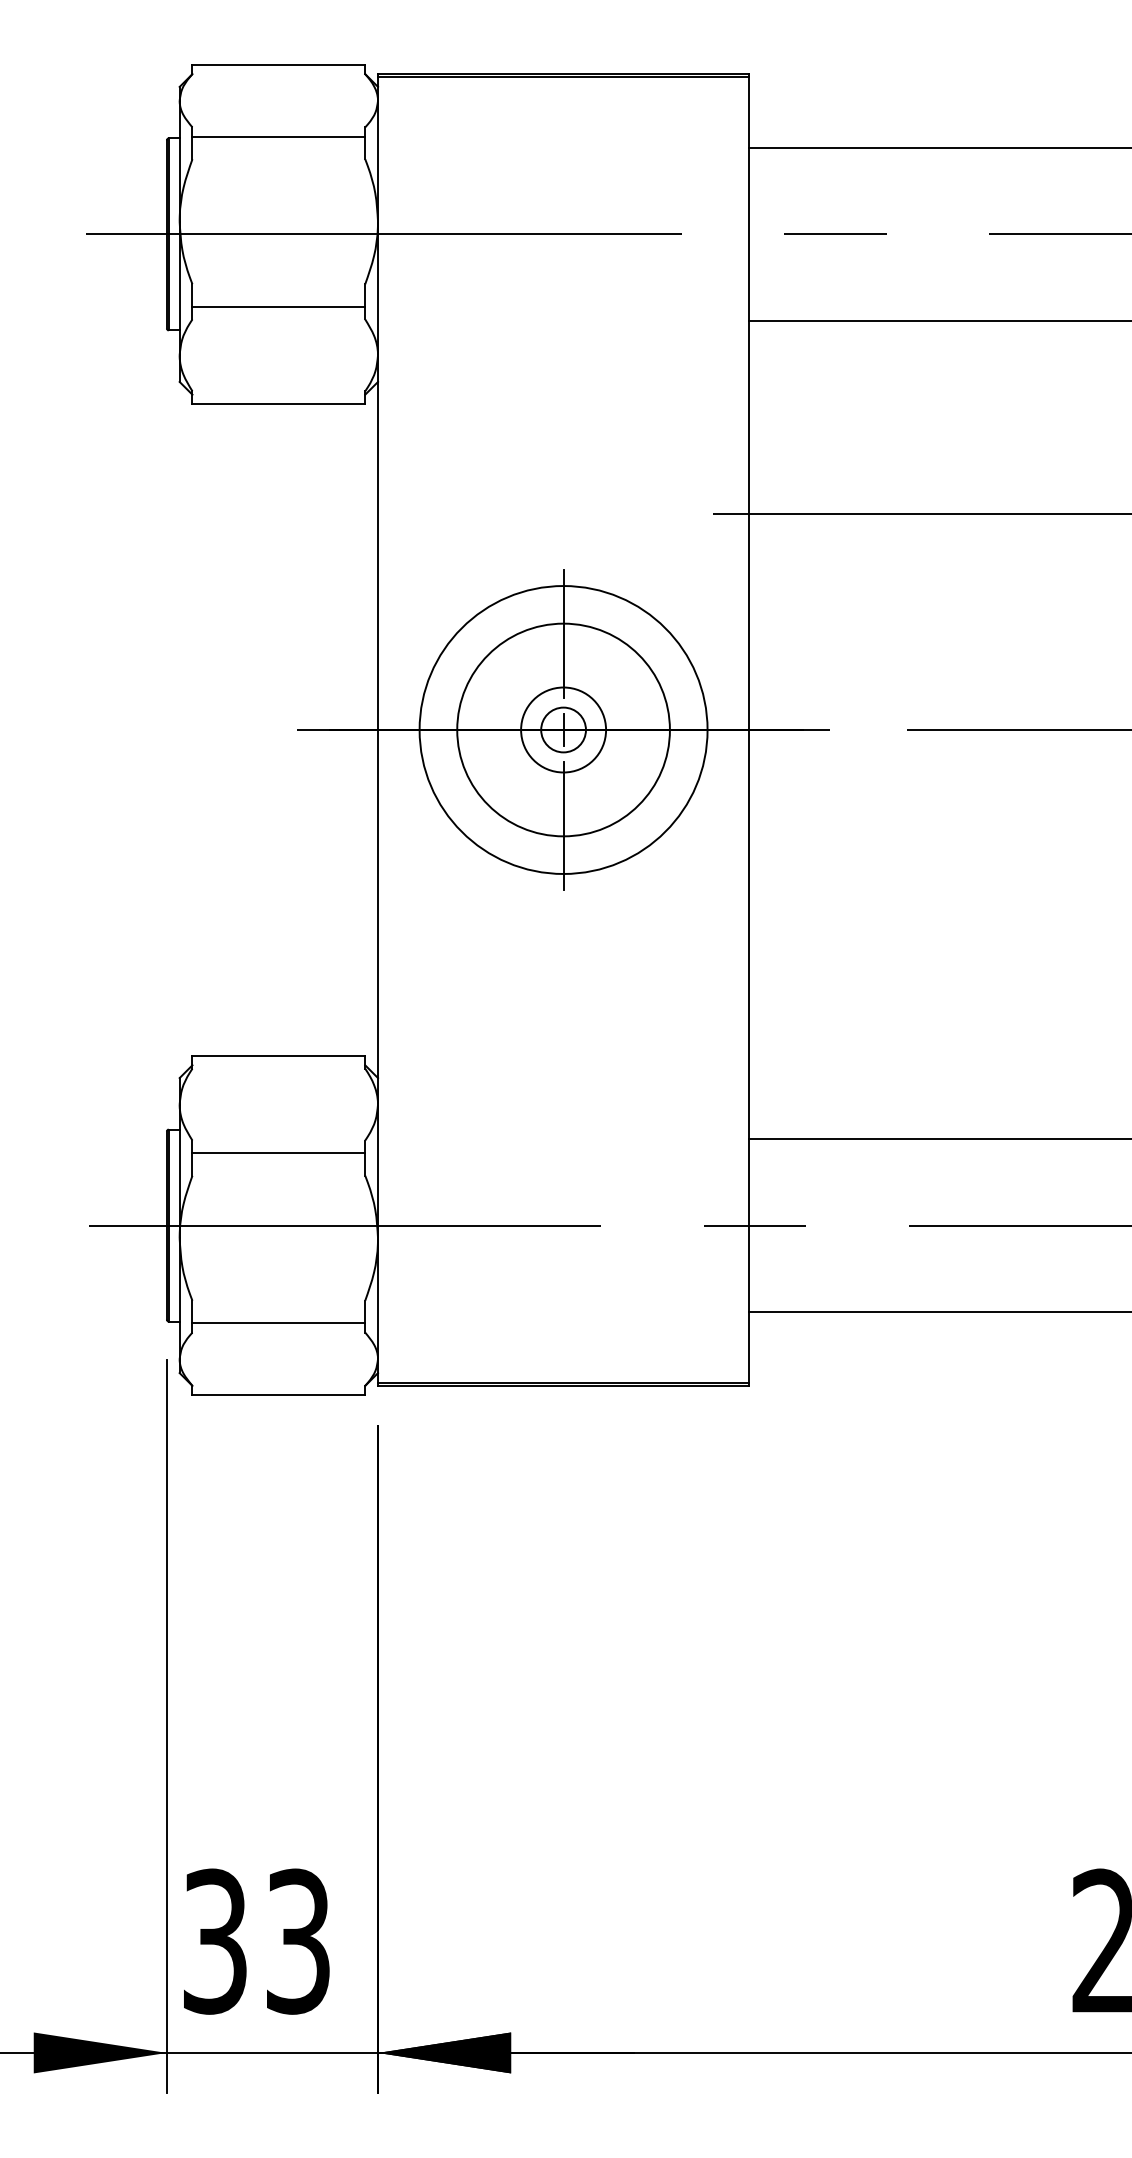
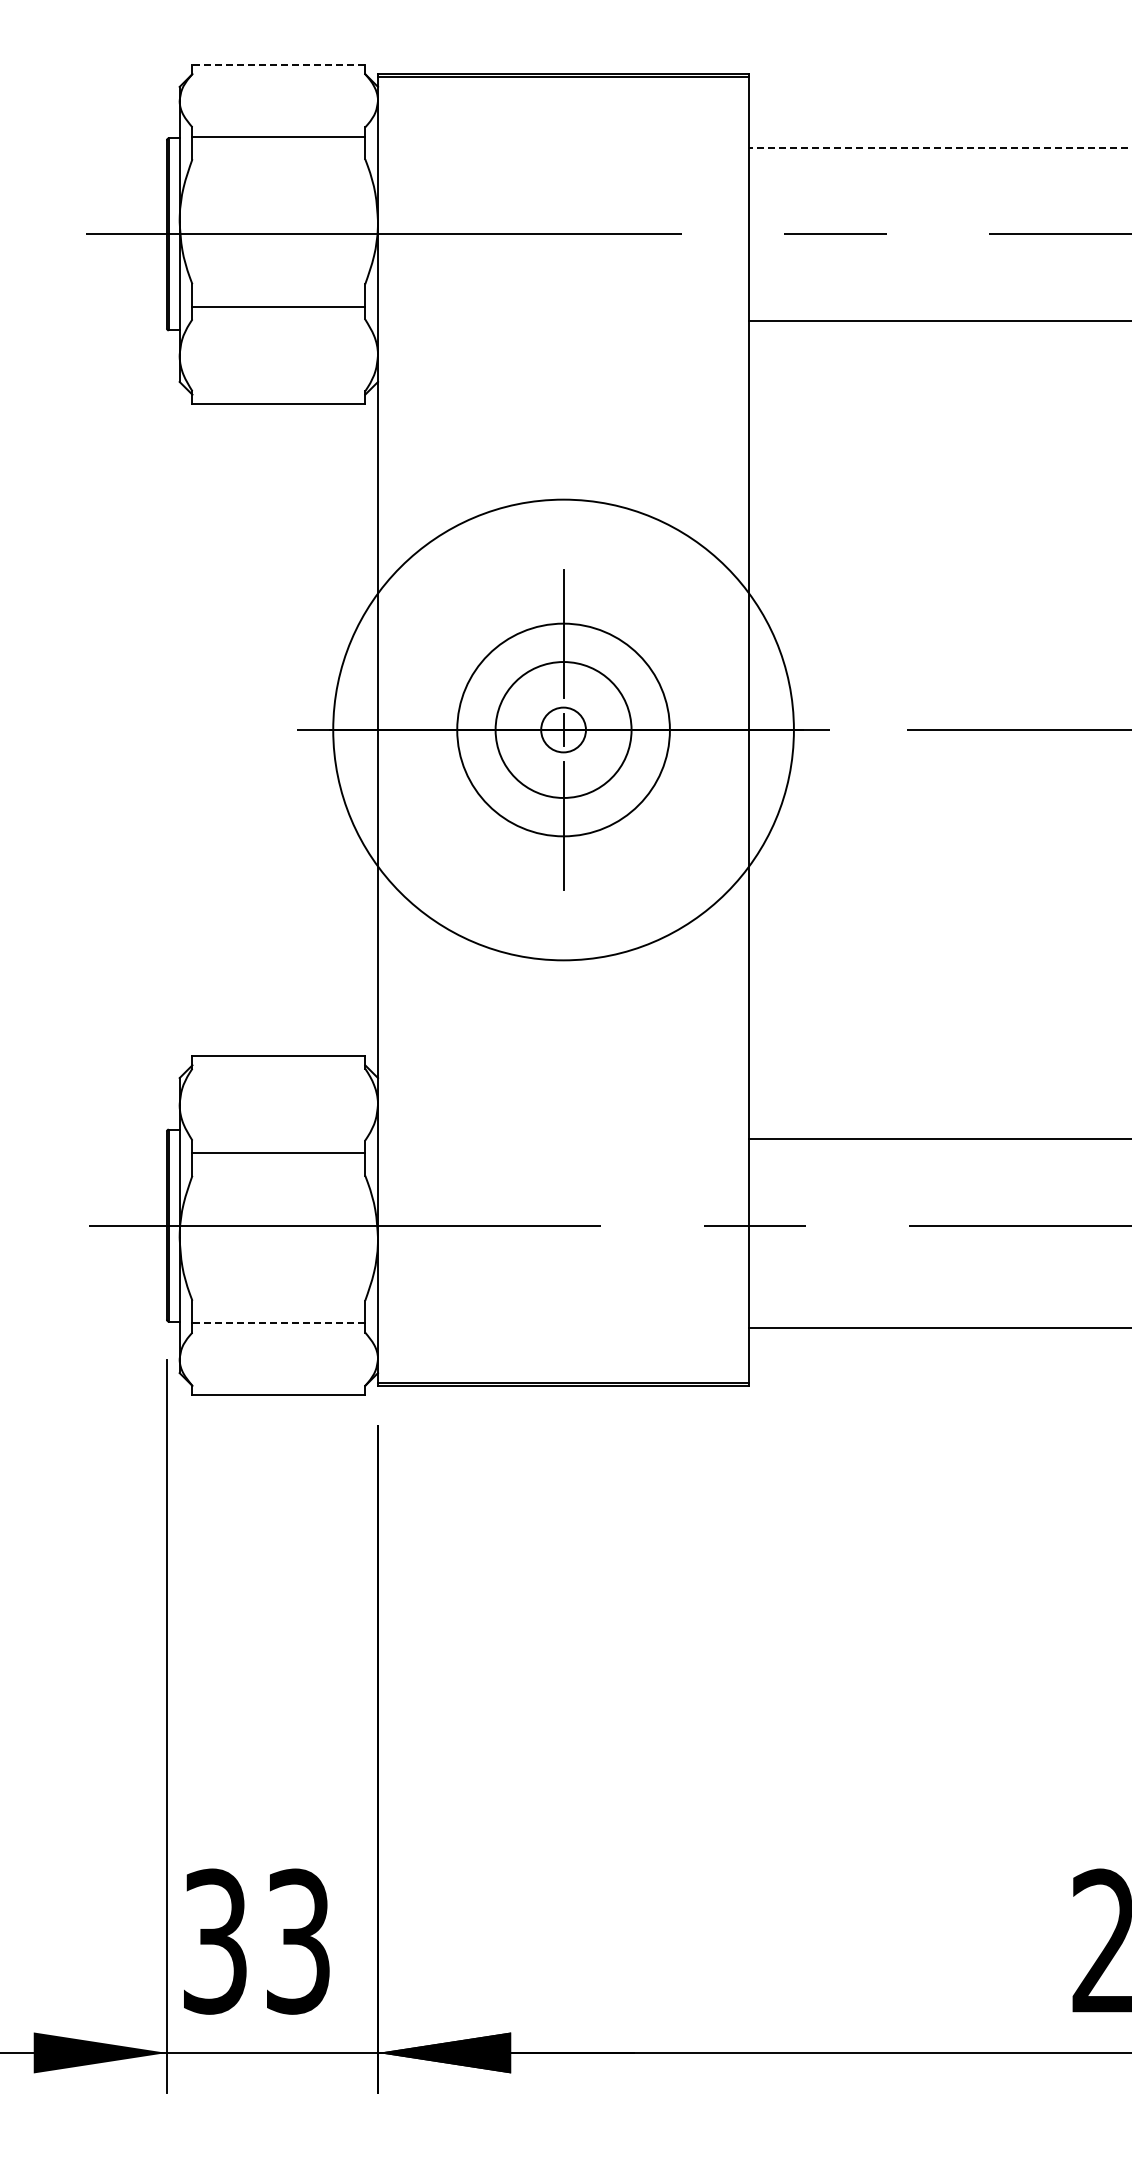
line: solid -> dashed (278, 64)
line: solid -> dashed (940, 148)
line: present -> none (920, 514)
circle diameter: 288 px -> 461 px (563, 729)
circle diameter: 85 px -> 136 px (563, 729)
line position: (938, 1311) -> (938, 1327) (938, 1327)
line: solid -> dashed (278, 1323)
